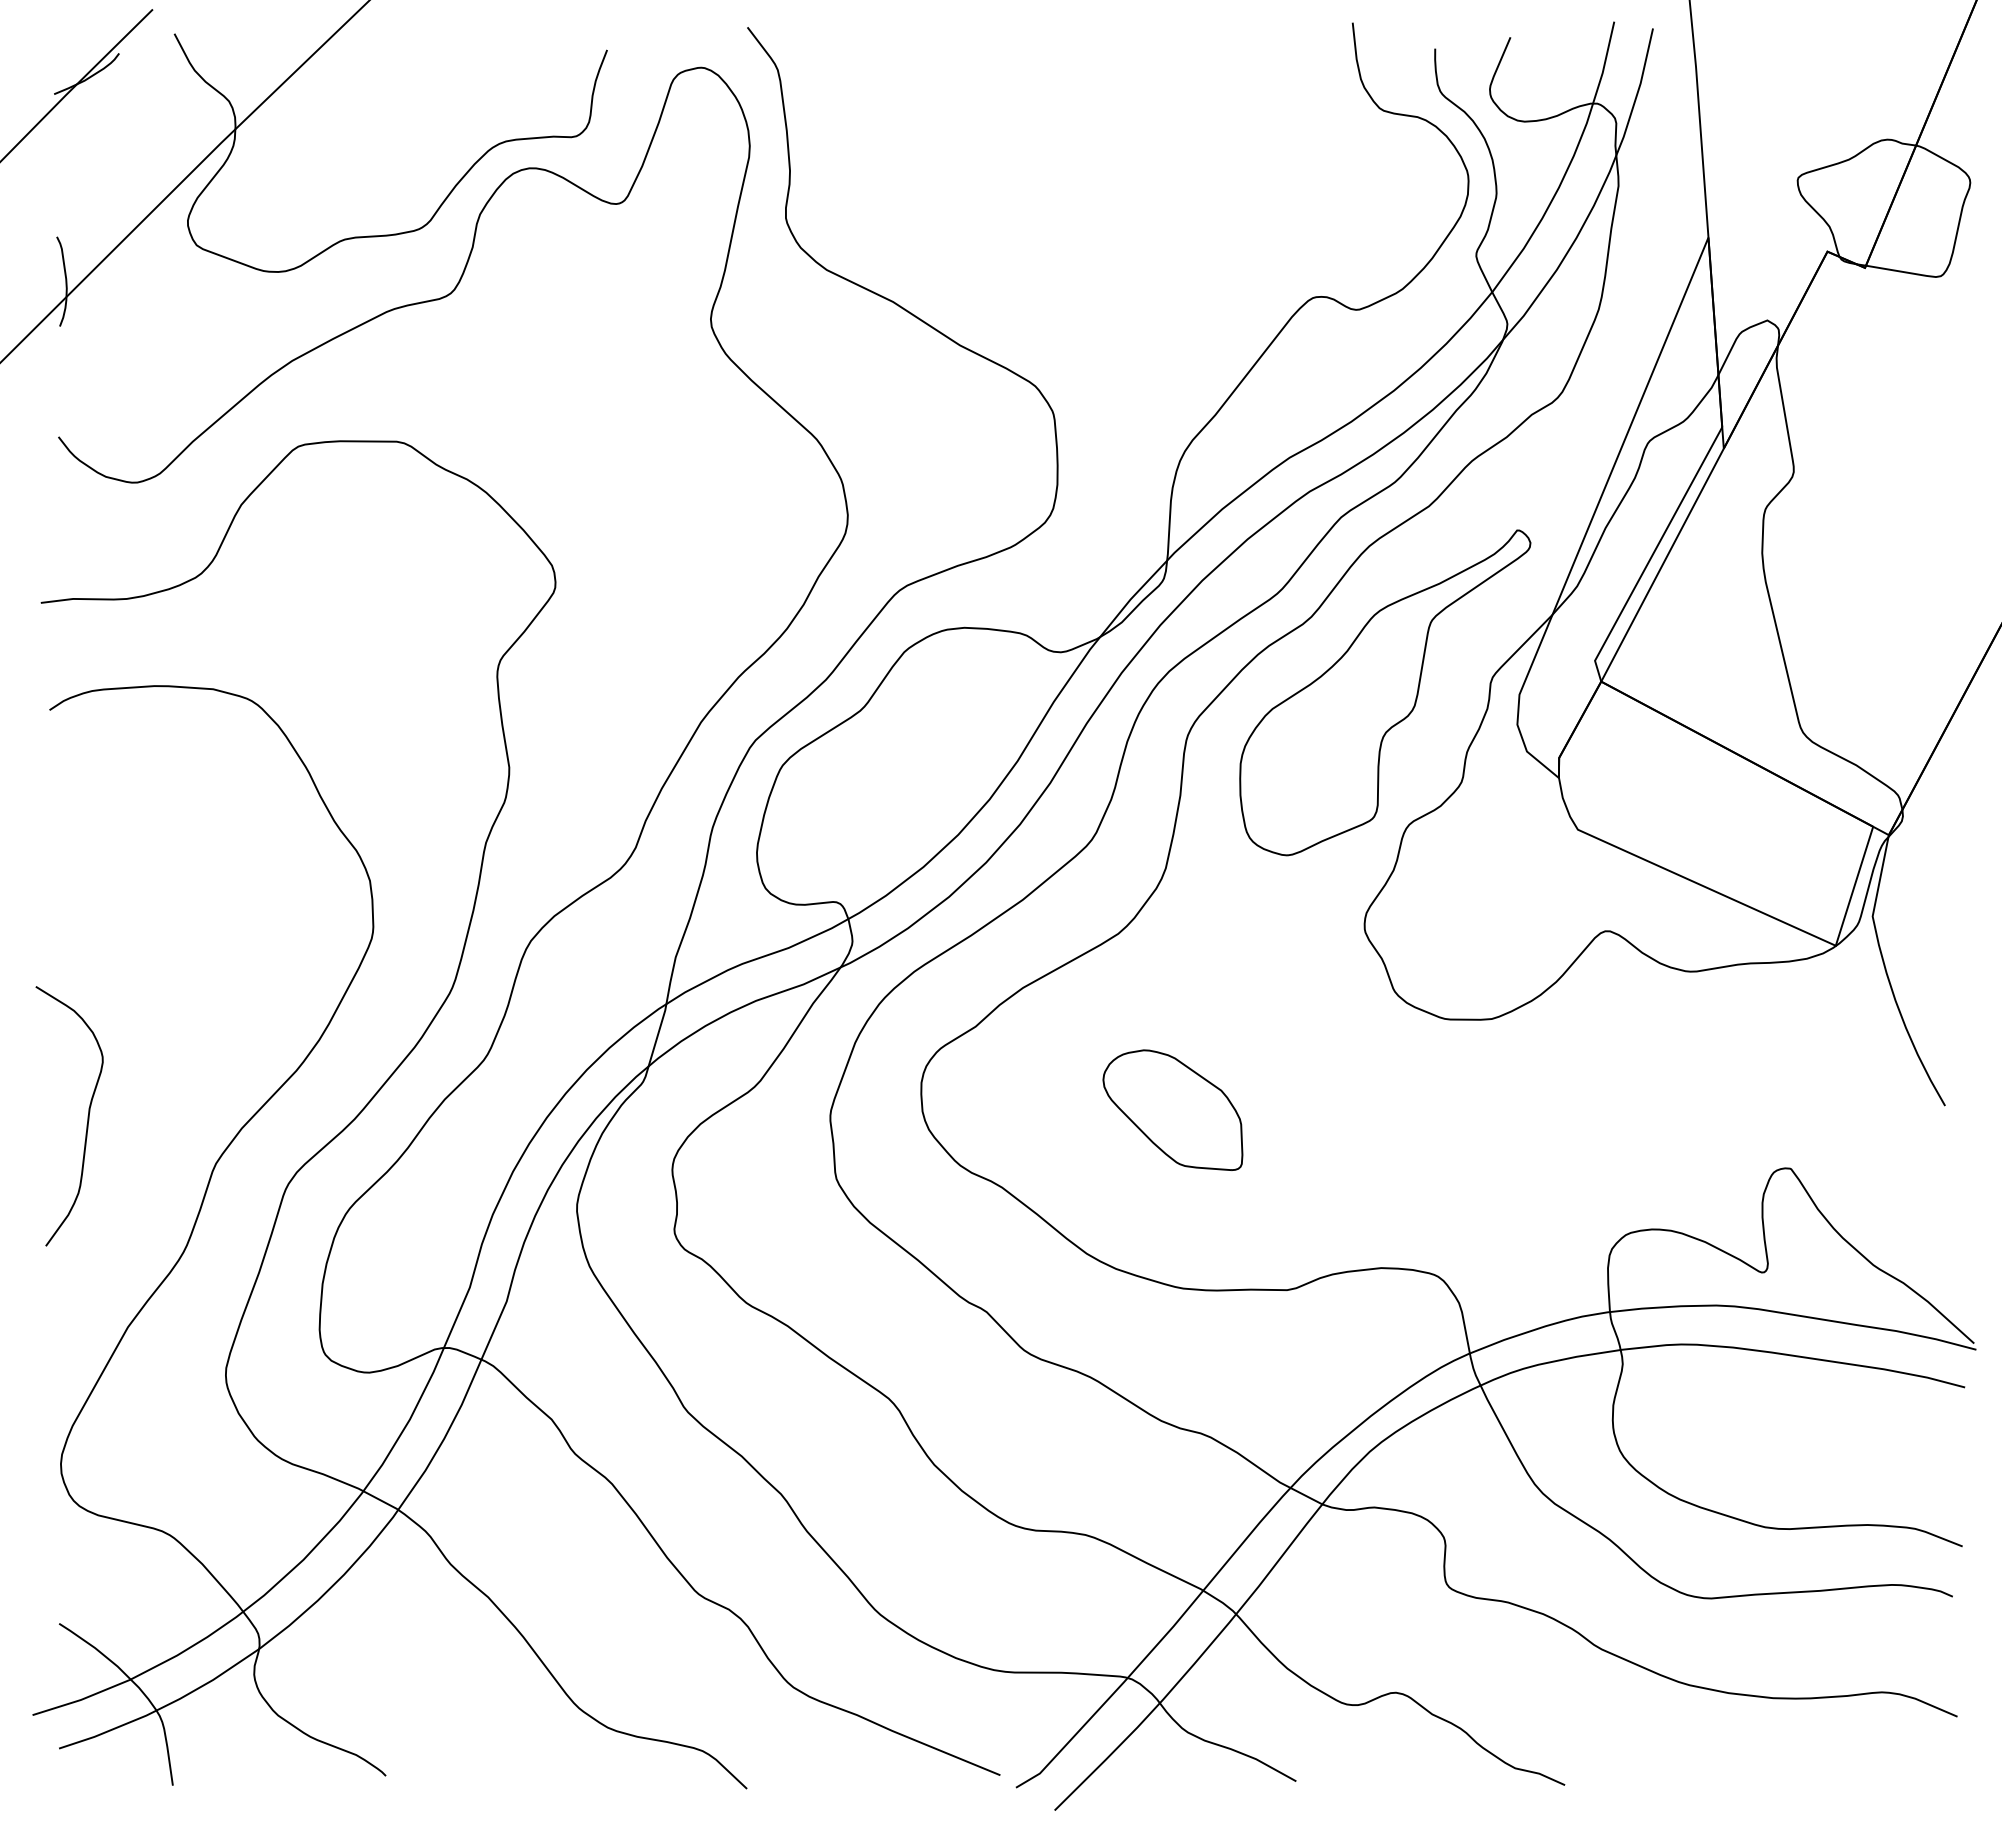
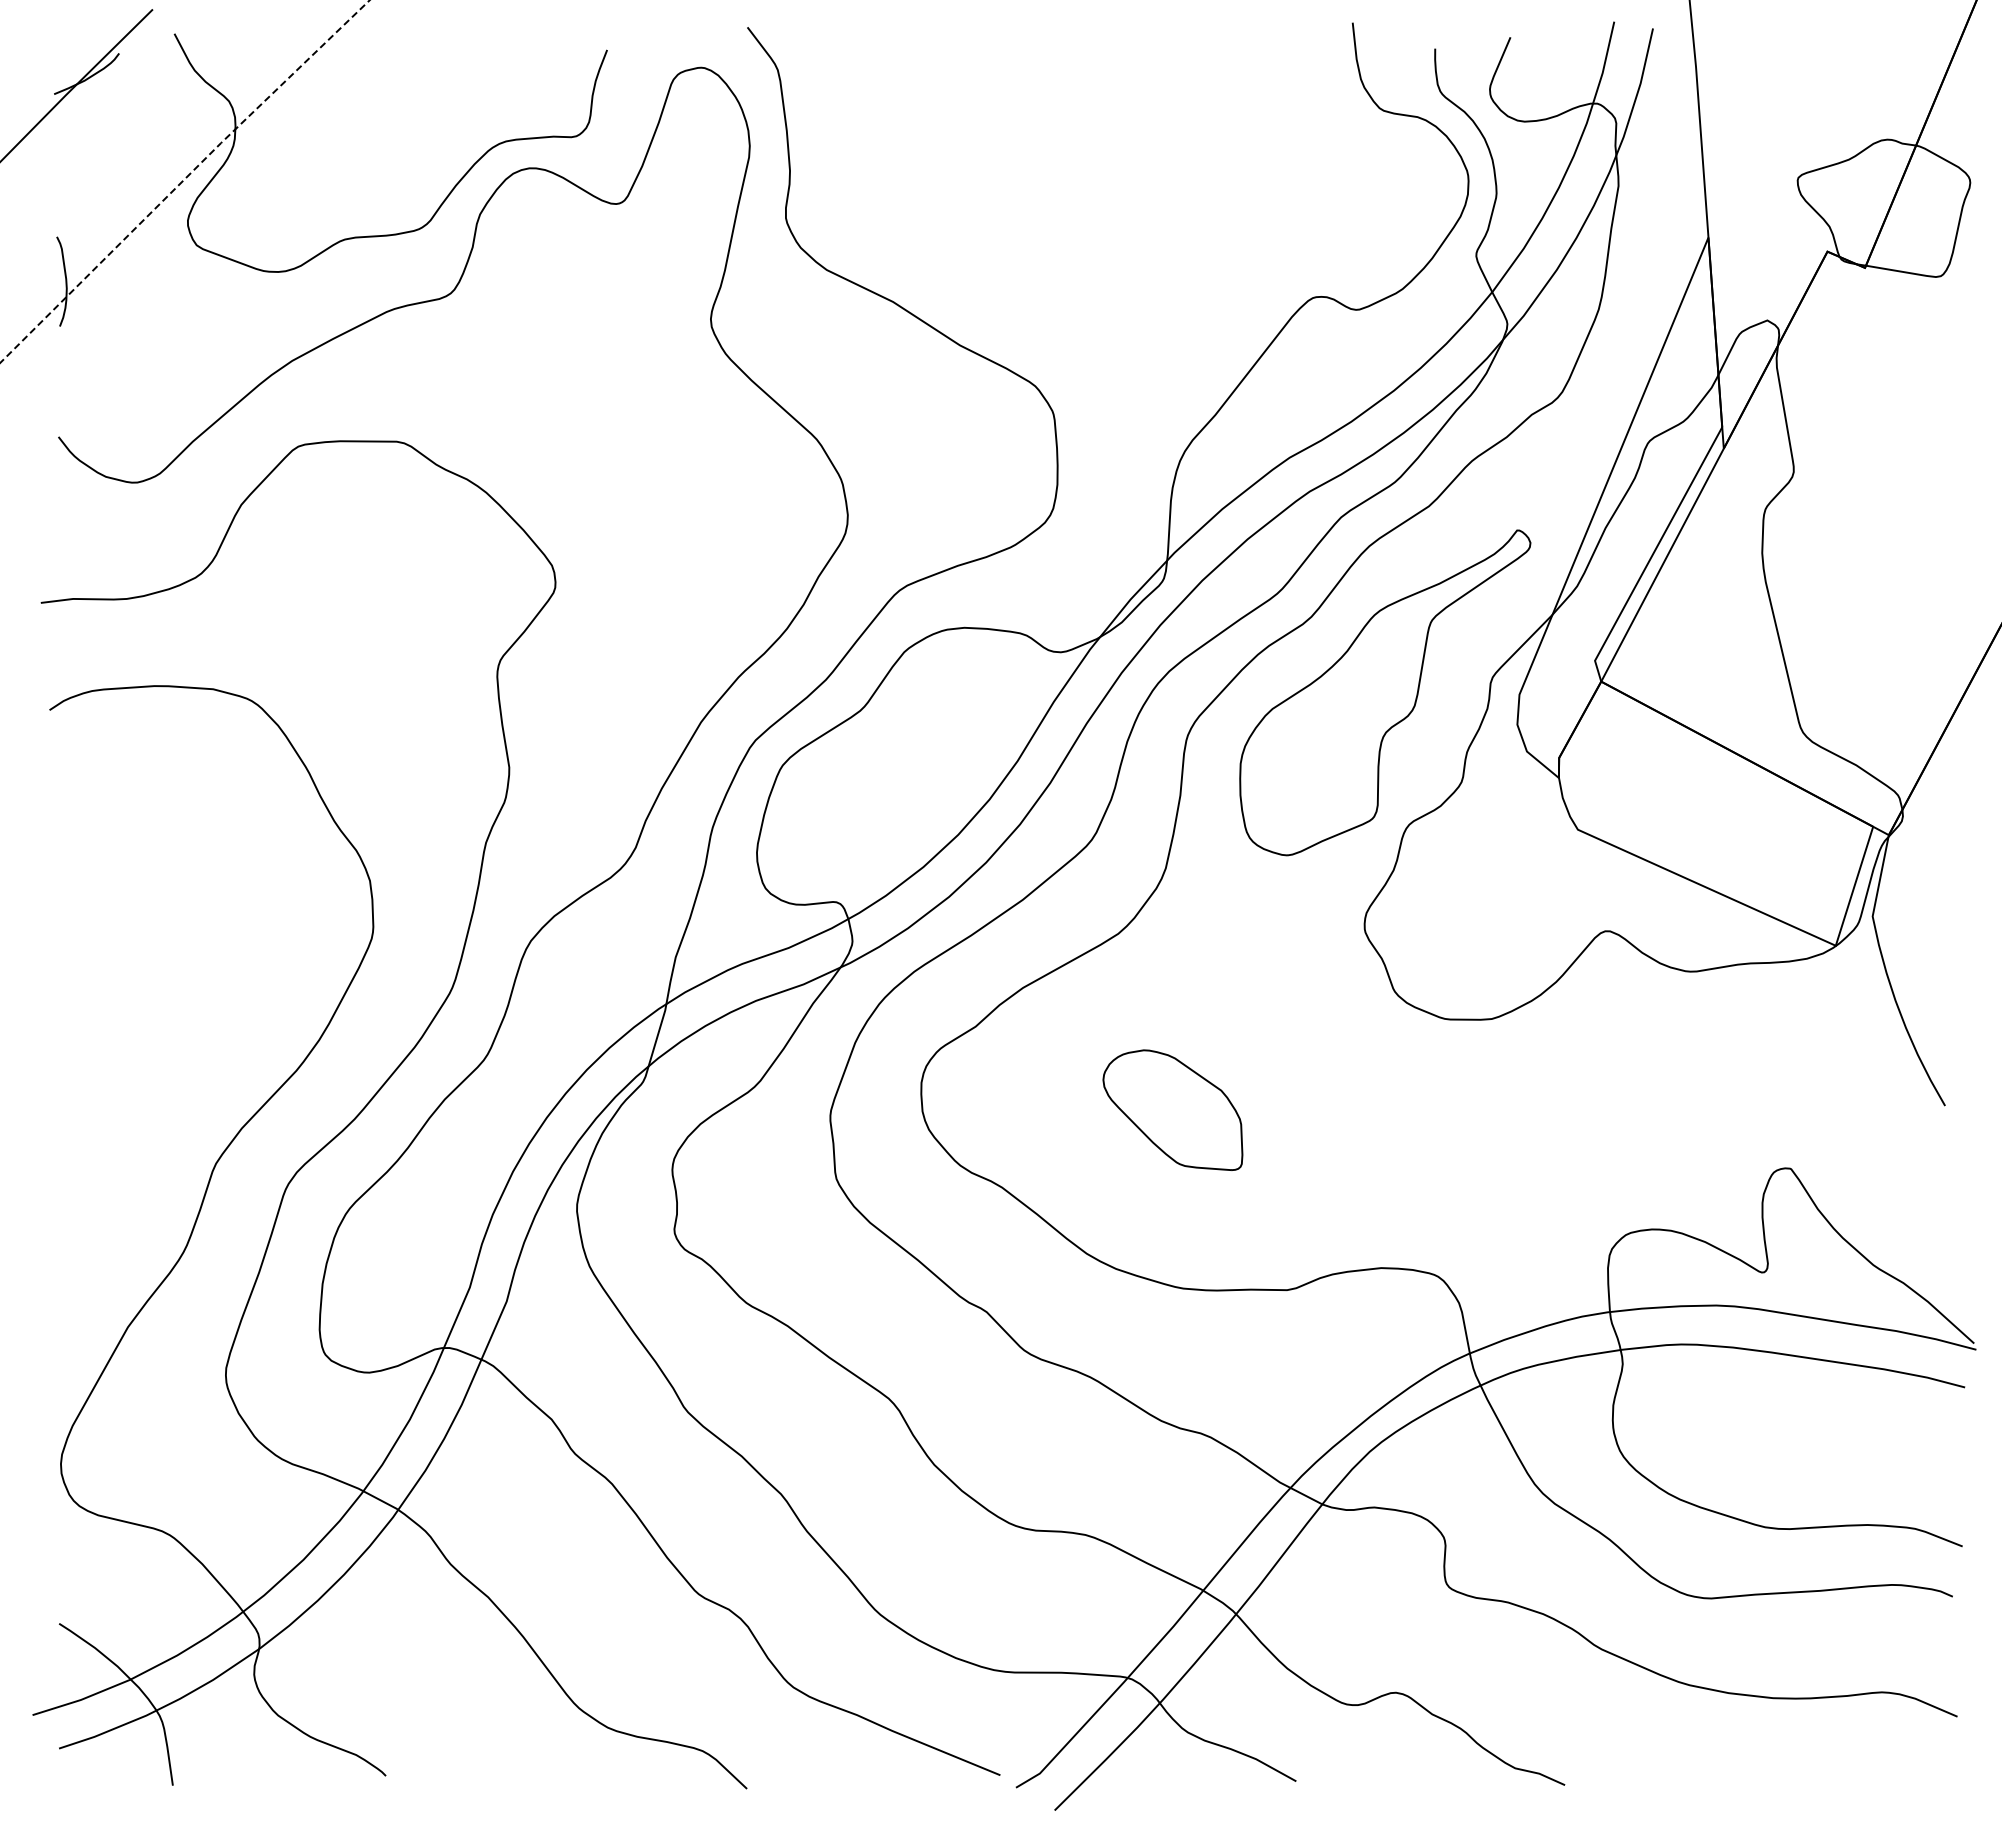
line: solid -> dashed (183, 180)
curve: present -> none (87, 1116)
